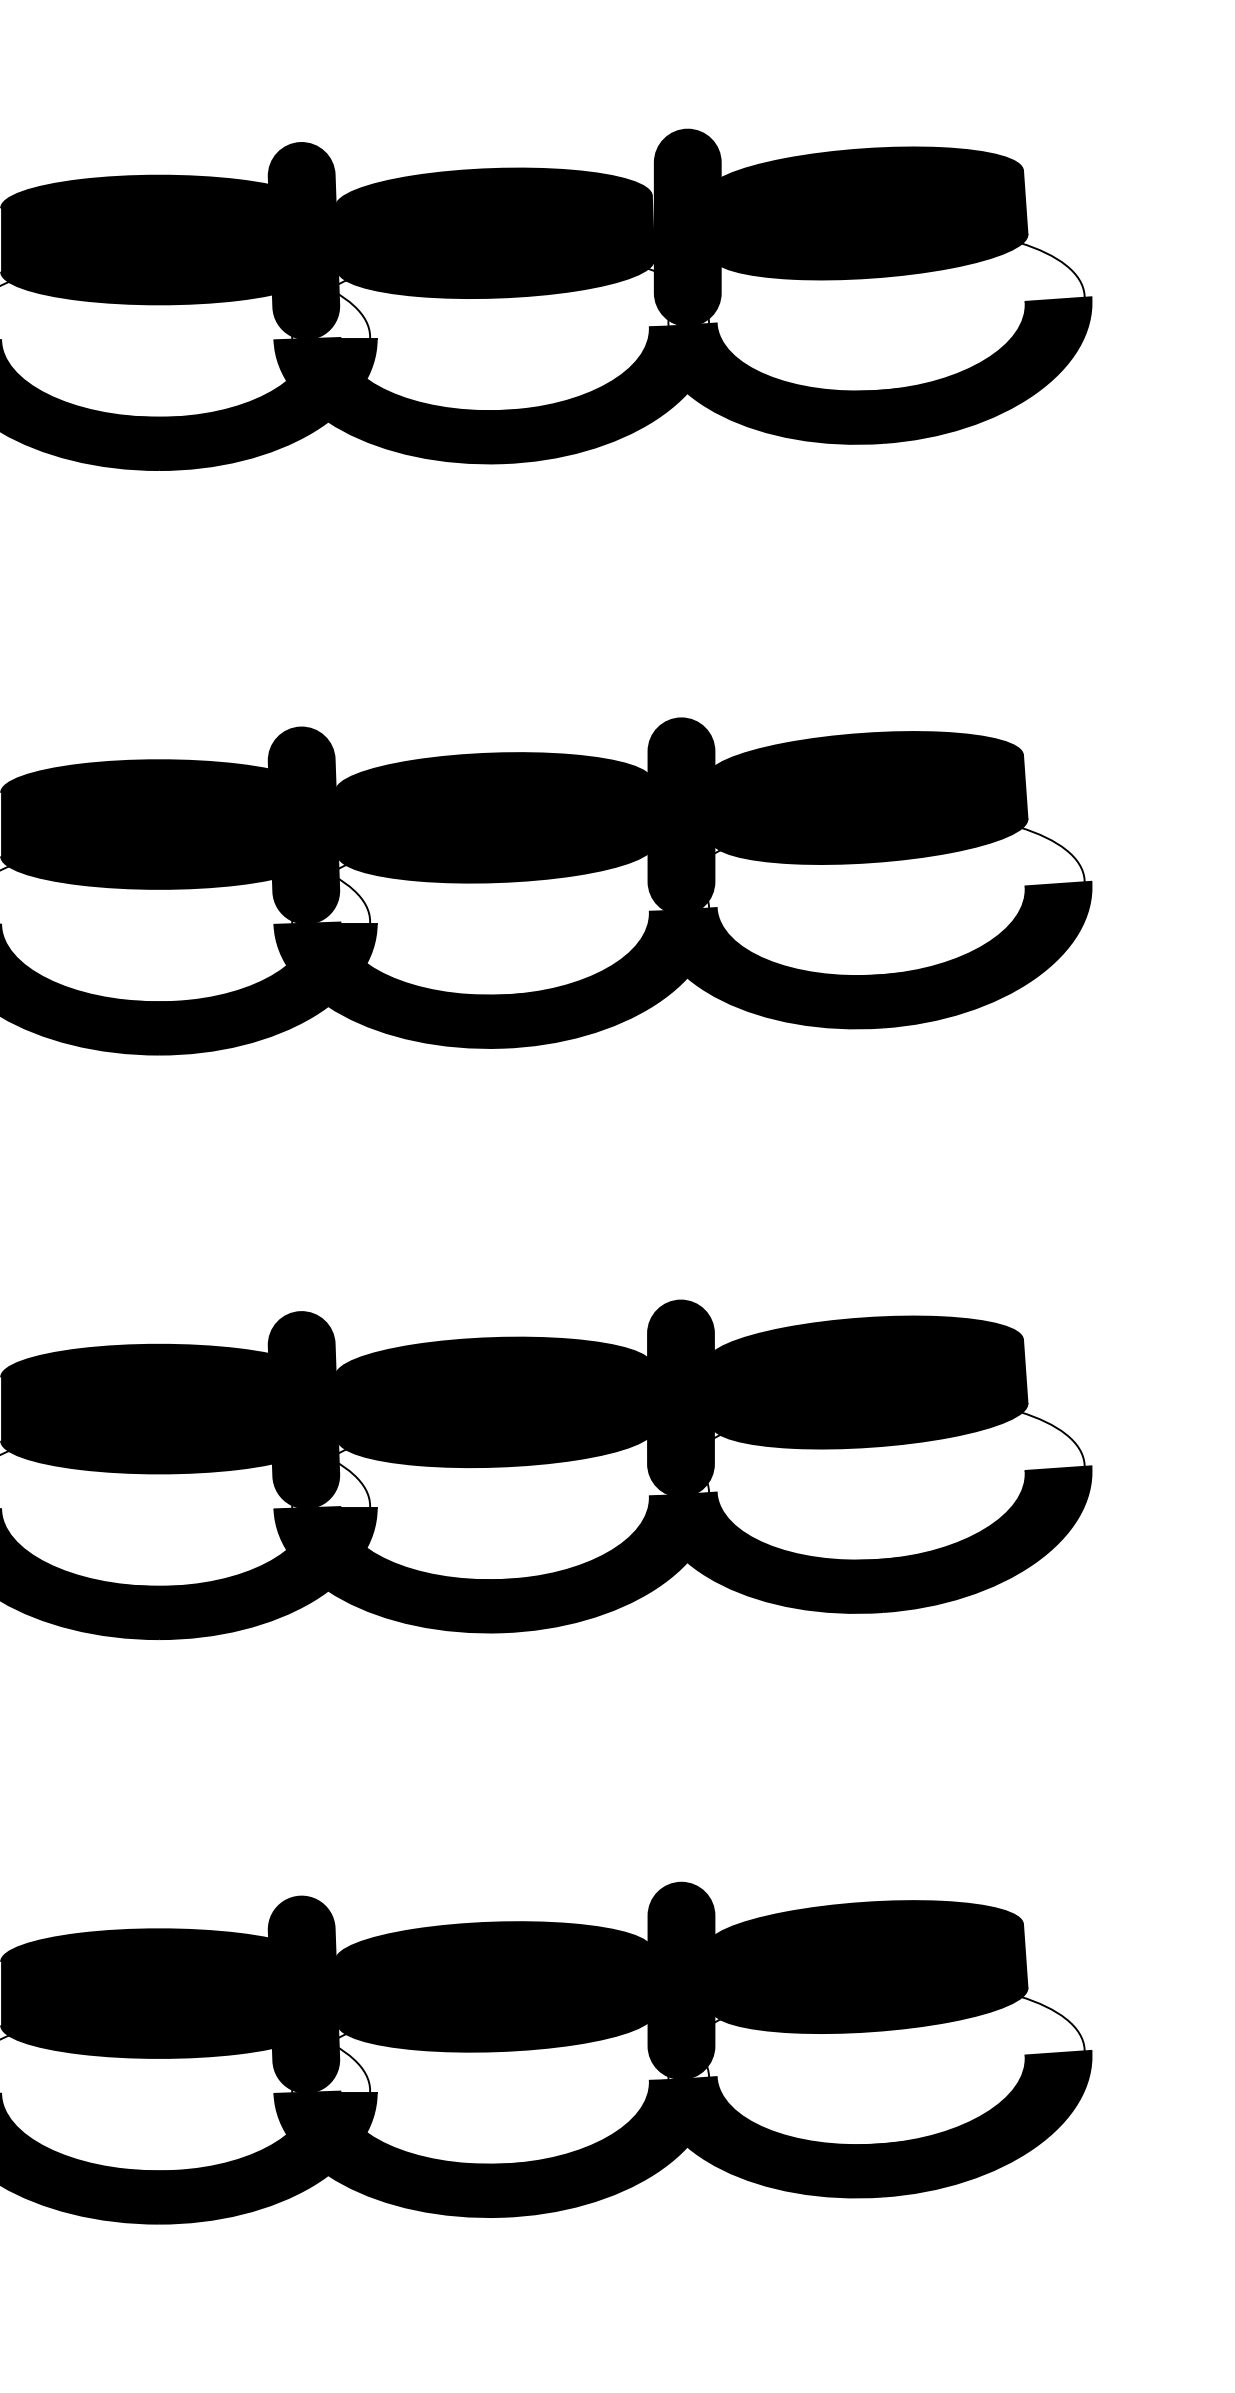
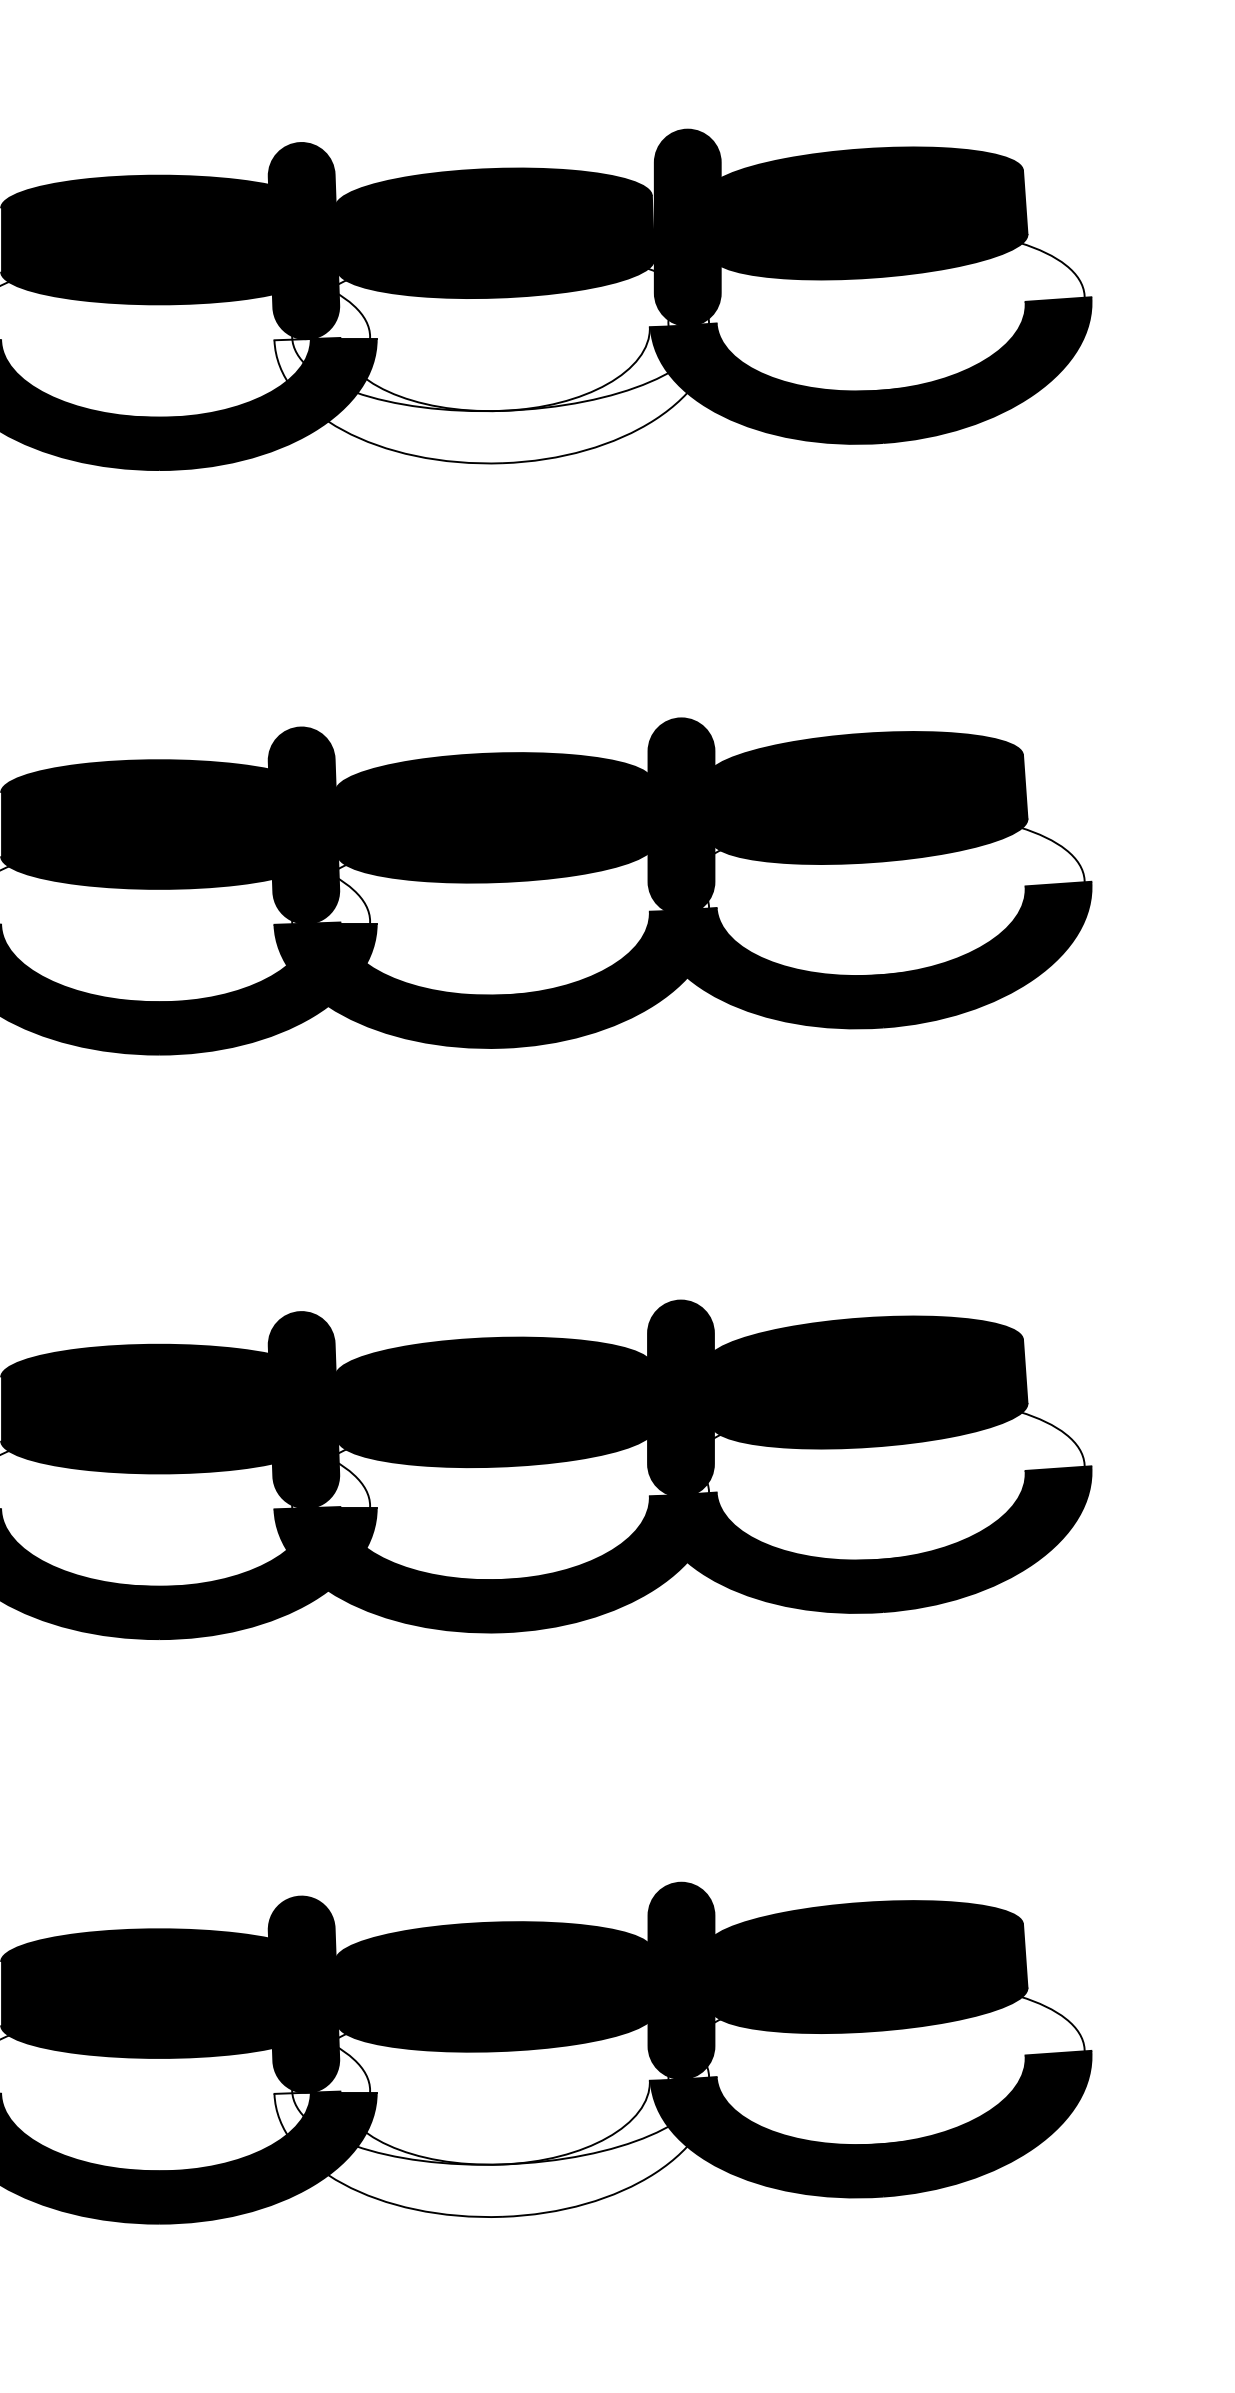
fill: present -> none (494, 393)
fill: present -> none (494, 2147)
